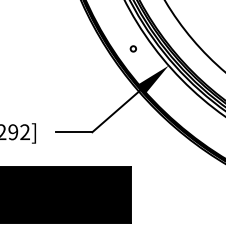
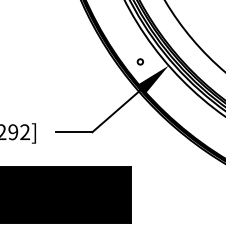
circle position: (132, 48) -> (139, 61) (139, 61)
